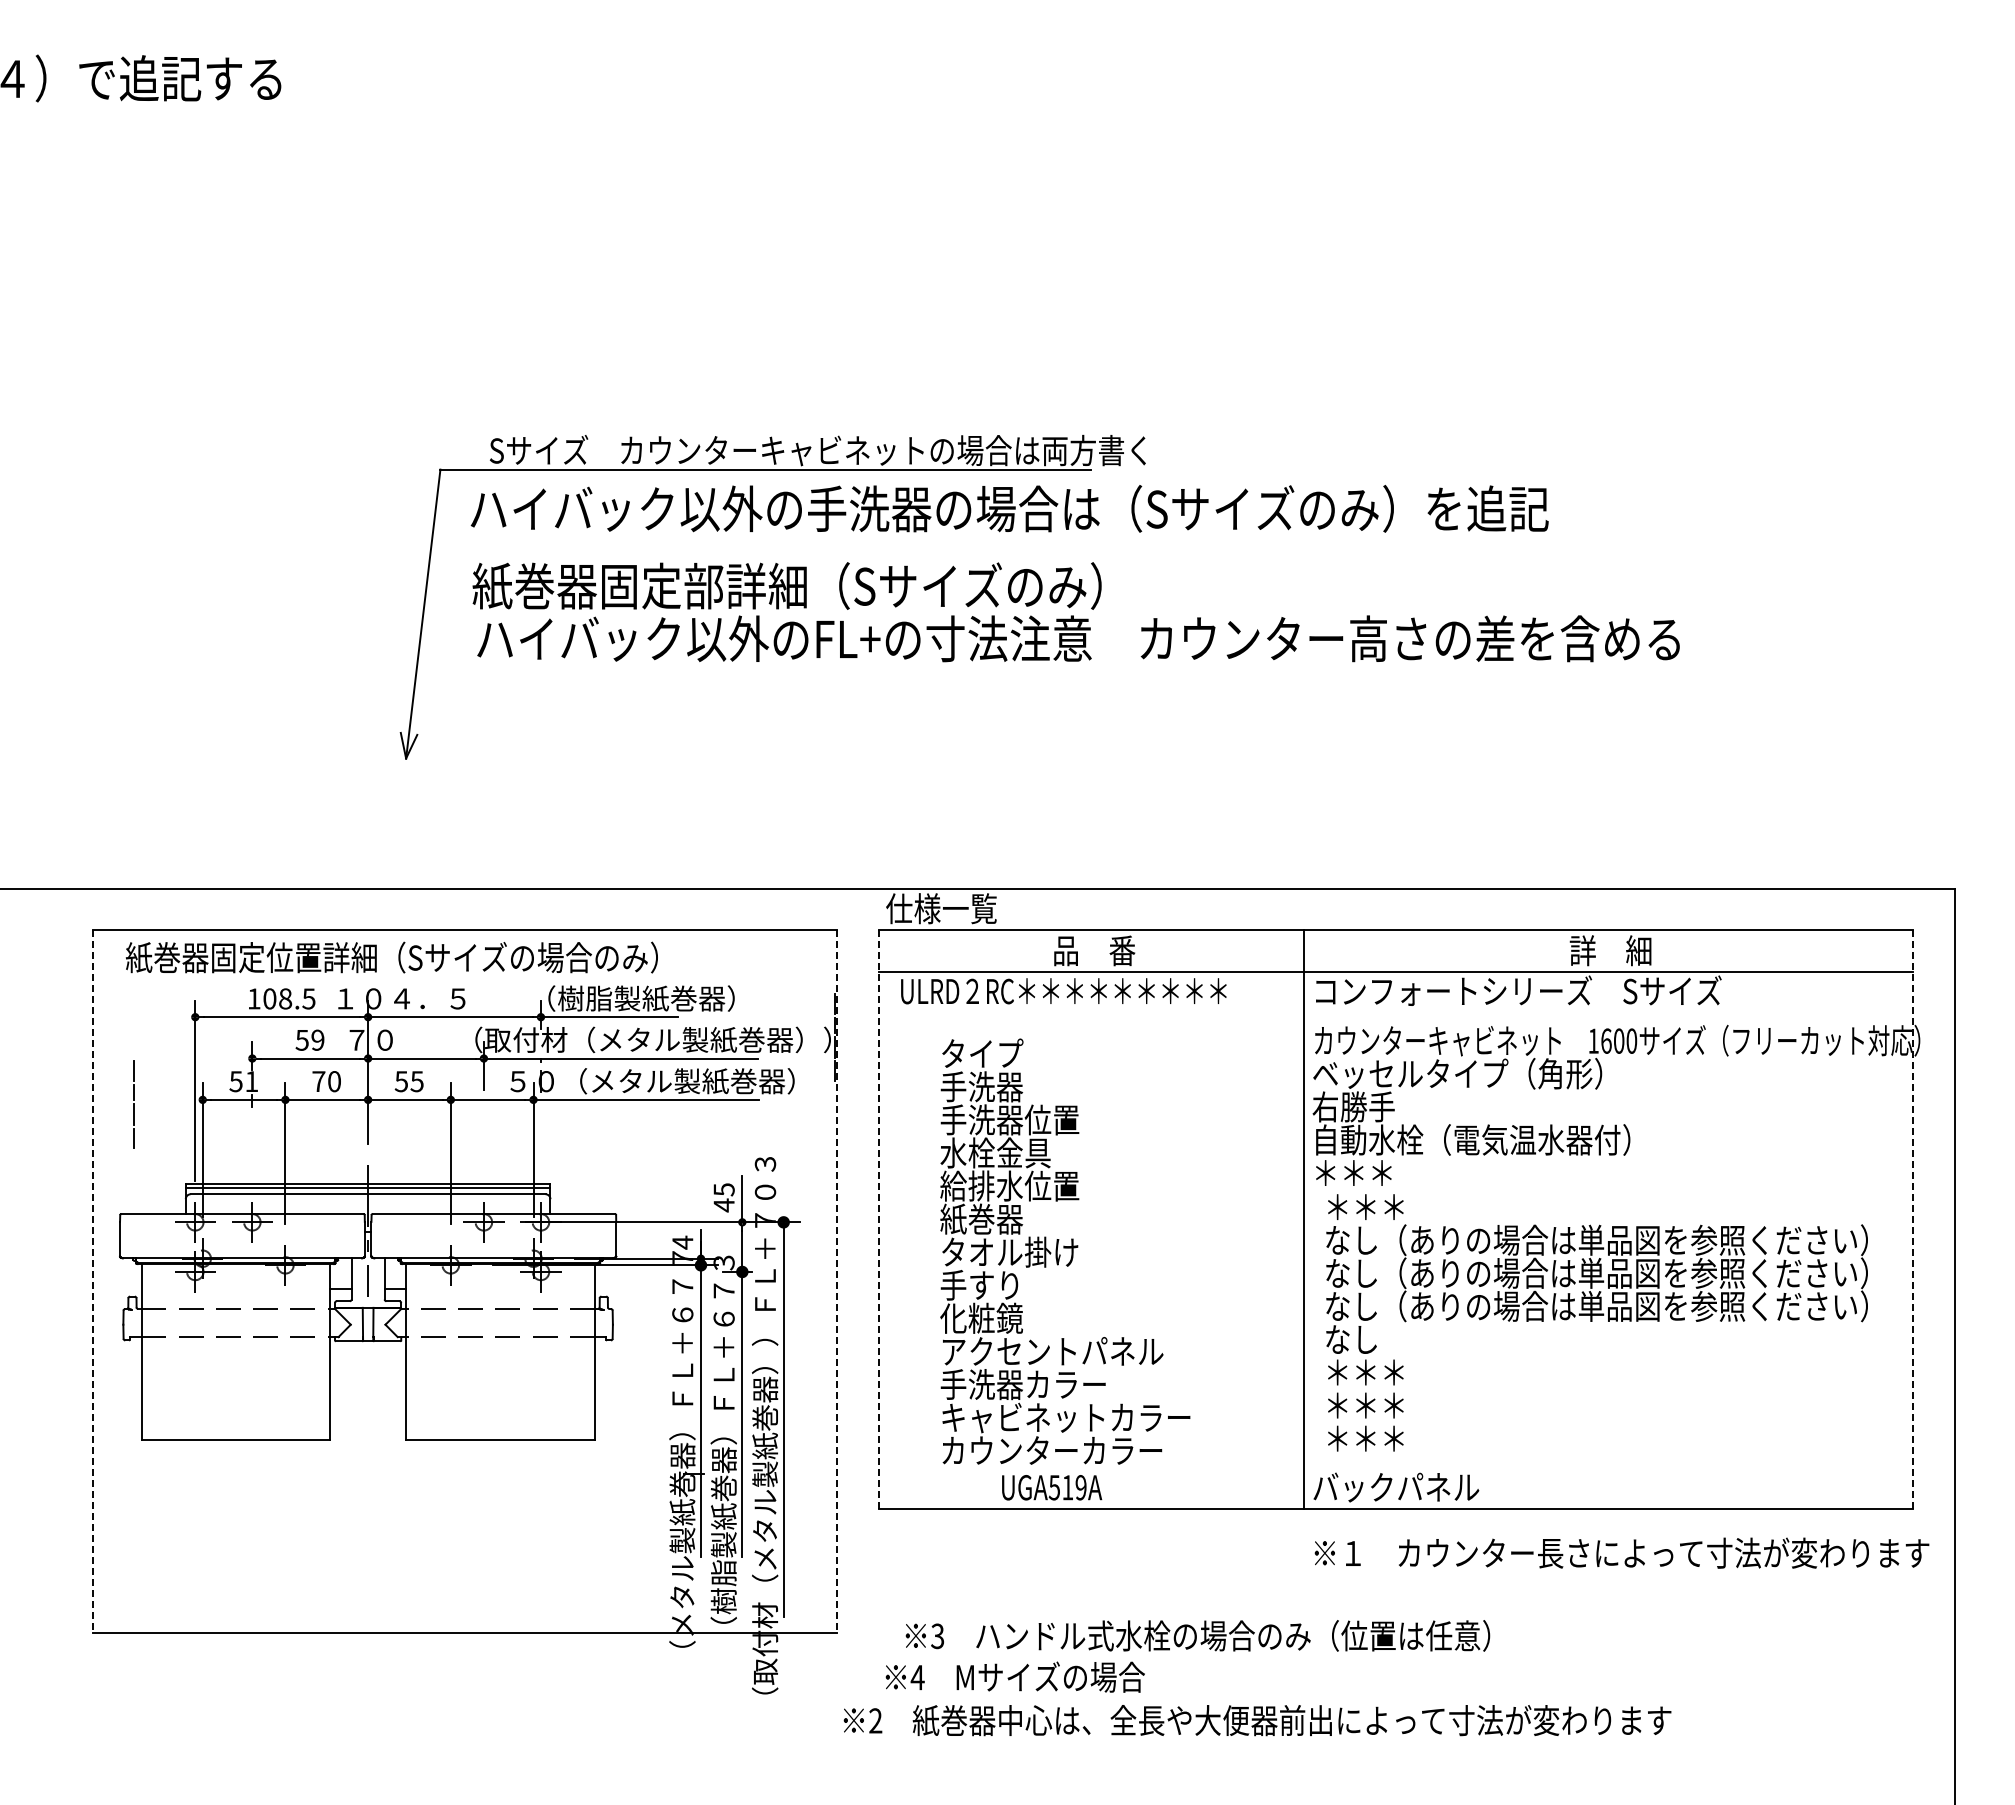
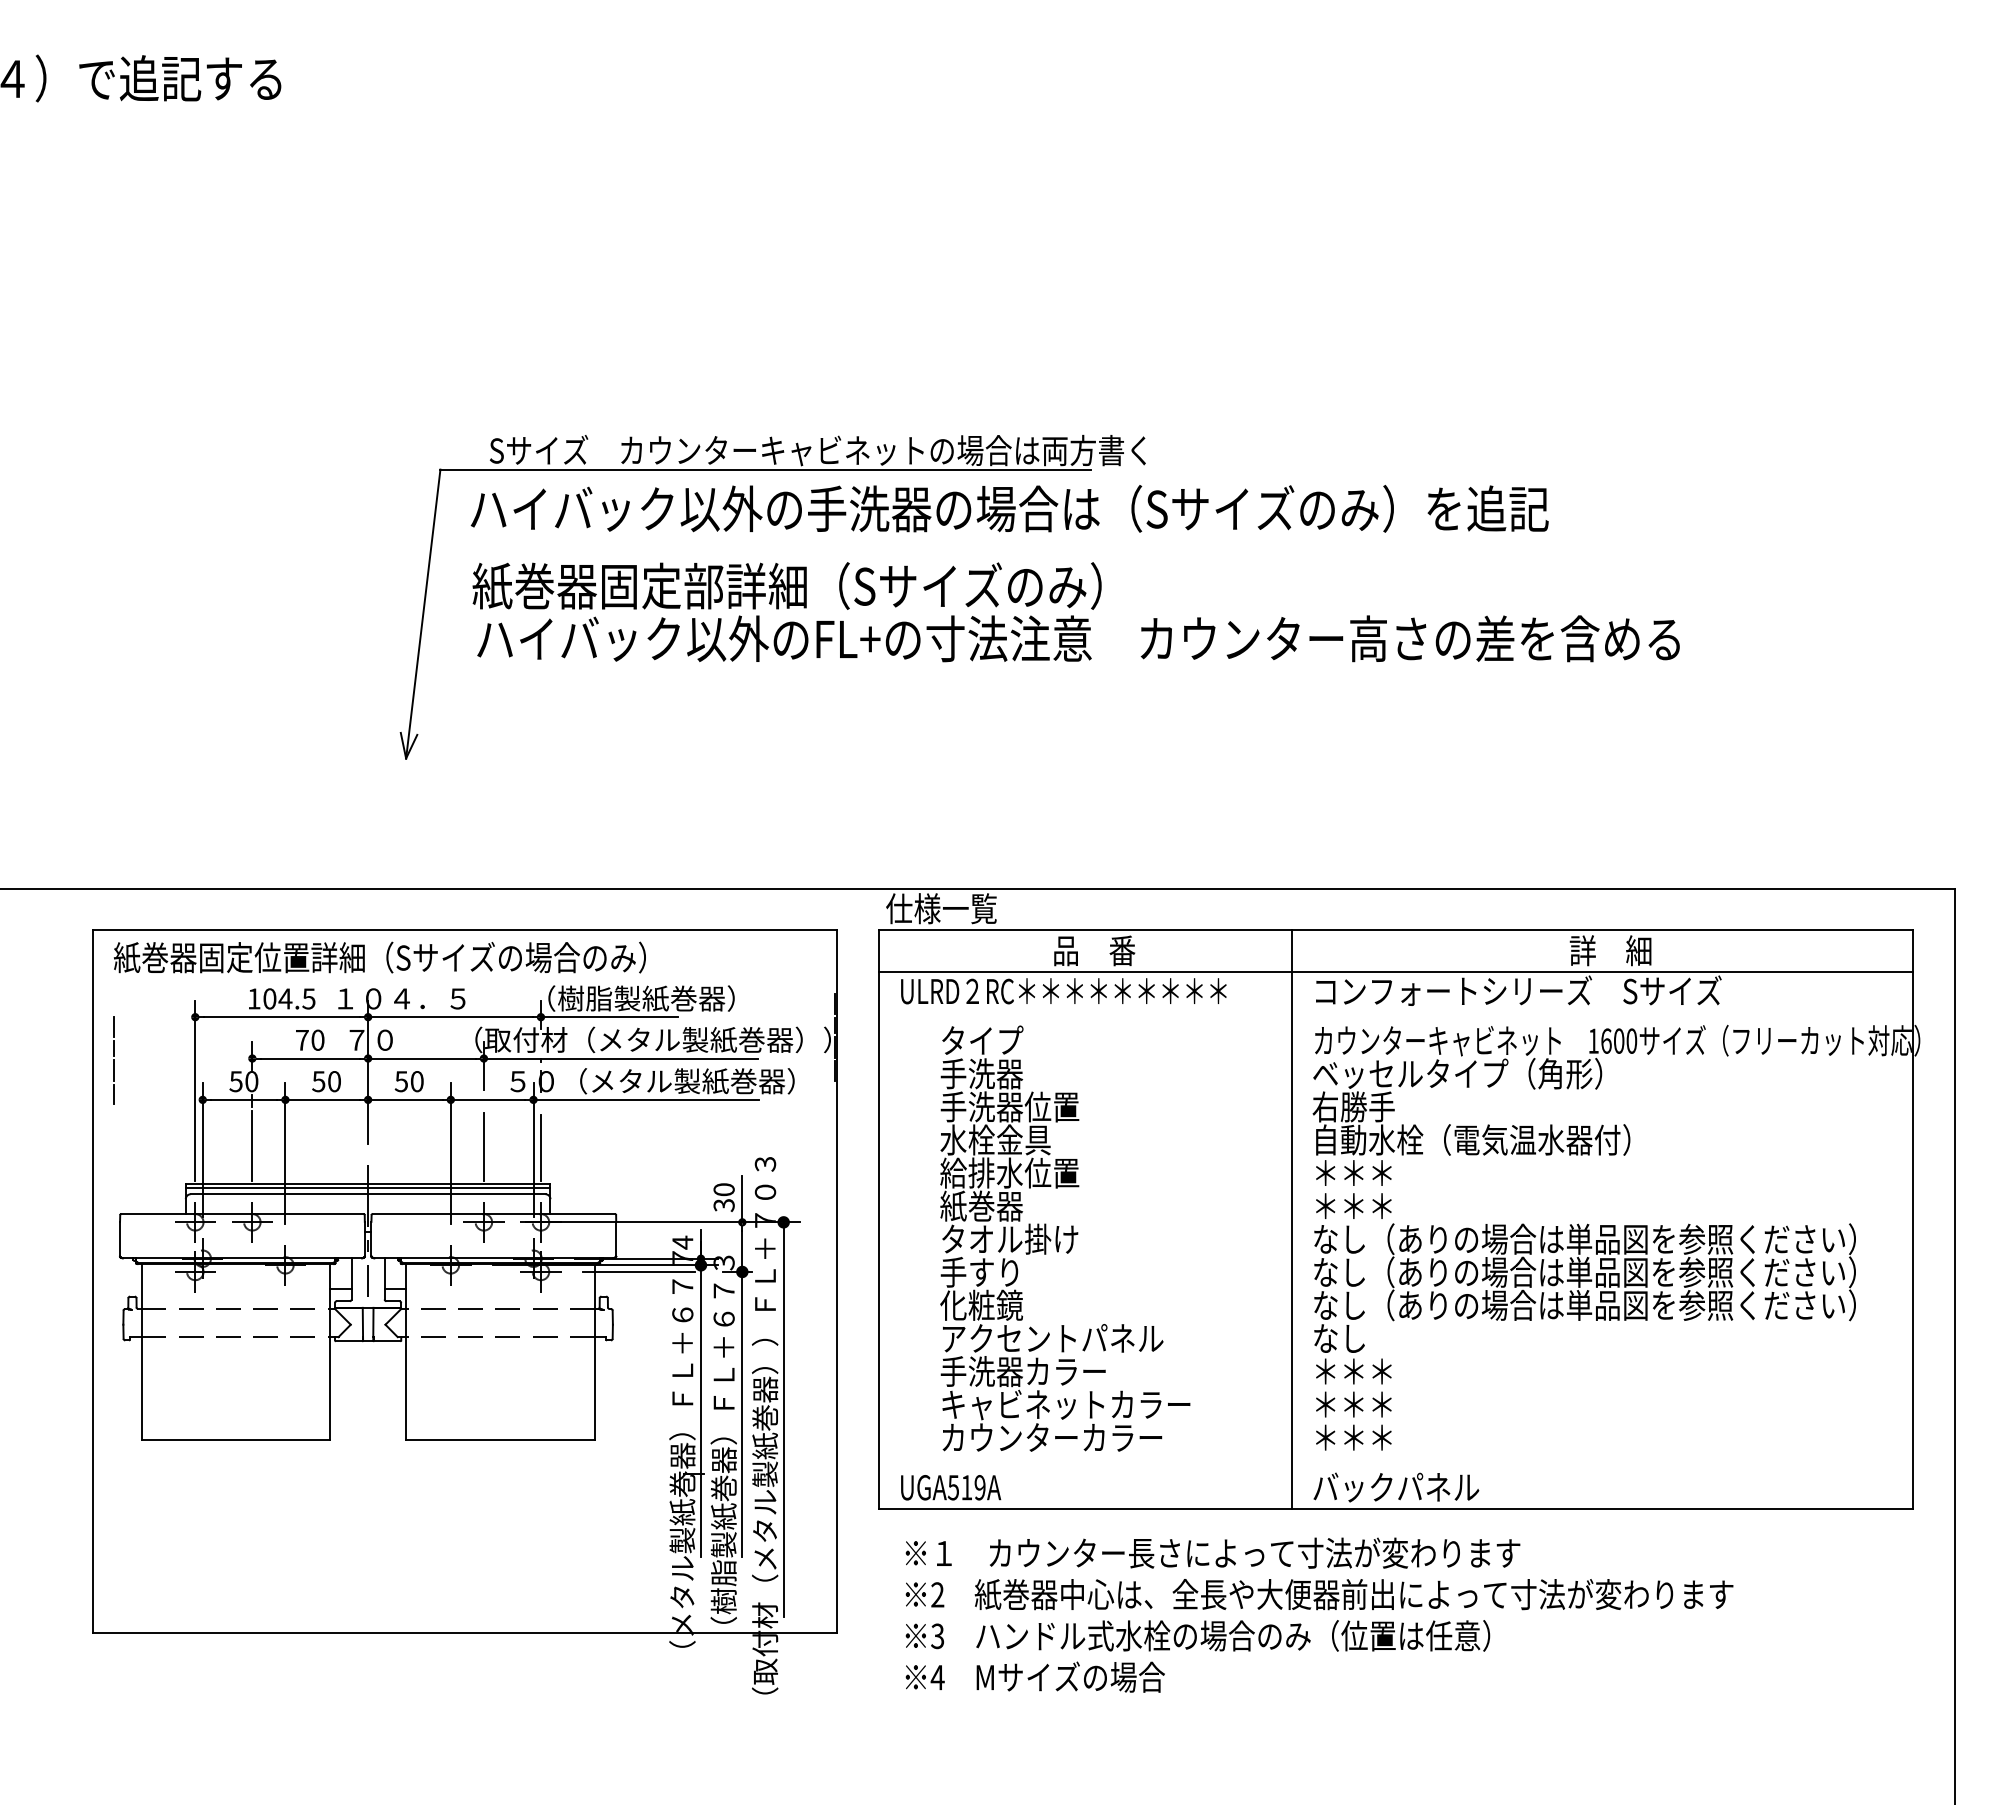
text position: (391, 957) -> (379, 957) (379, 957)
text: 108.5 -> 104.5 (285, 998)
text: 59 -> 70 (309, 1039)
text: 51 -> 50 (251, 1081)
text: 70 -> 50 (318, 1081)
text: 55 -> 50 (416, 1081)
line position: (133, 1104) -> (113, 1060) (113, 1060)
line: none -> present (252, 1145)
line: none -> present (483, 1146)
line: none -> present (540, 1147)
text: 45 -> 30 (723, 1197)
line position: (1304, 1219) -> (1292, 1219) (1292, 1219)
line: dashed -> solid (878, 1220)
line: dashed -> solid (1912, 1220)
text position: (1065, 1251) -> (1065, 1238) (1065, 1238)
line: none -> present (638, 1271)
line: dashed -> solid (93, 1282)
line: dashed -> solid (837, 1282)
text position: (1596, 1322) -> (1584, 1321) (1584, 1321)
text position: (1052, 1487) -> (951, 1487) (951, 1487)
text position: (1621, 1552) -> (1212, 1552) (1212, 1552)
text position: (1014, 1676) -> (1034, 1676) (1034, 1676)
text position: (1257, 1720) -> (1319, 1594) (1319, 1594)
